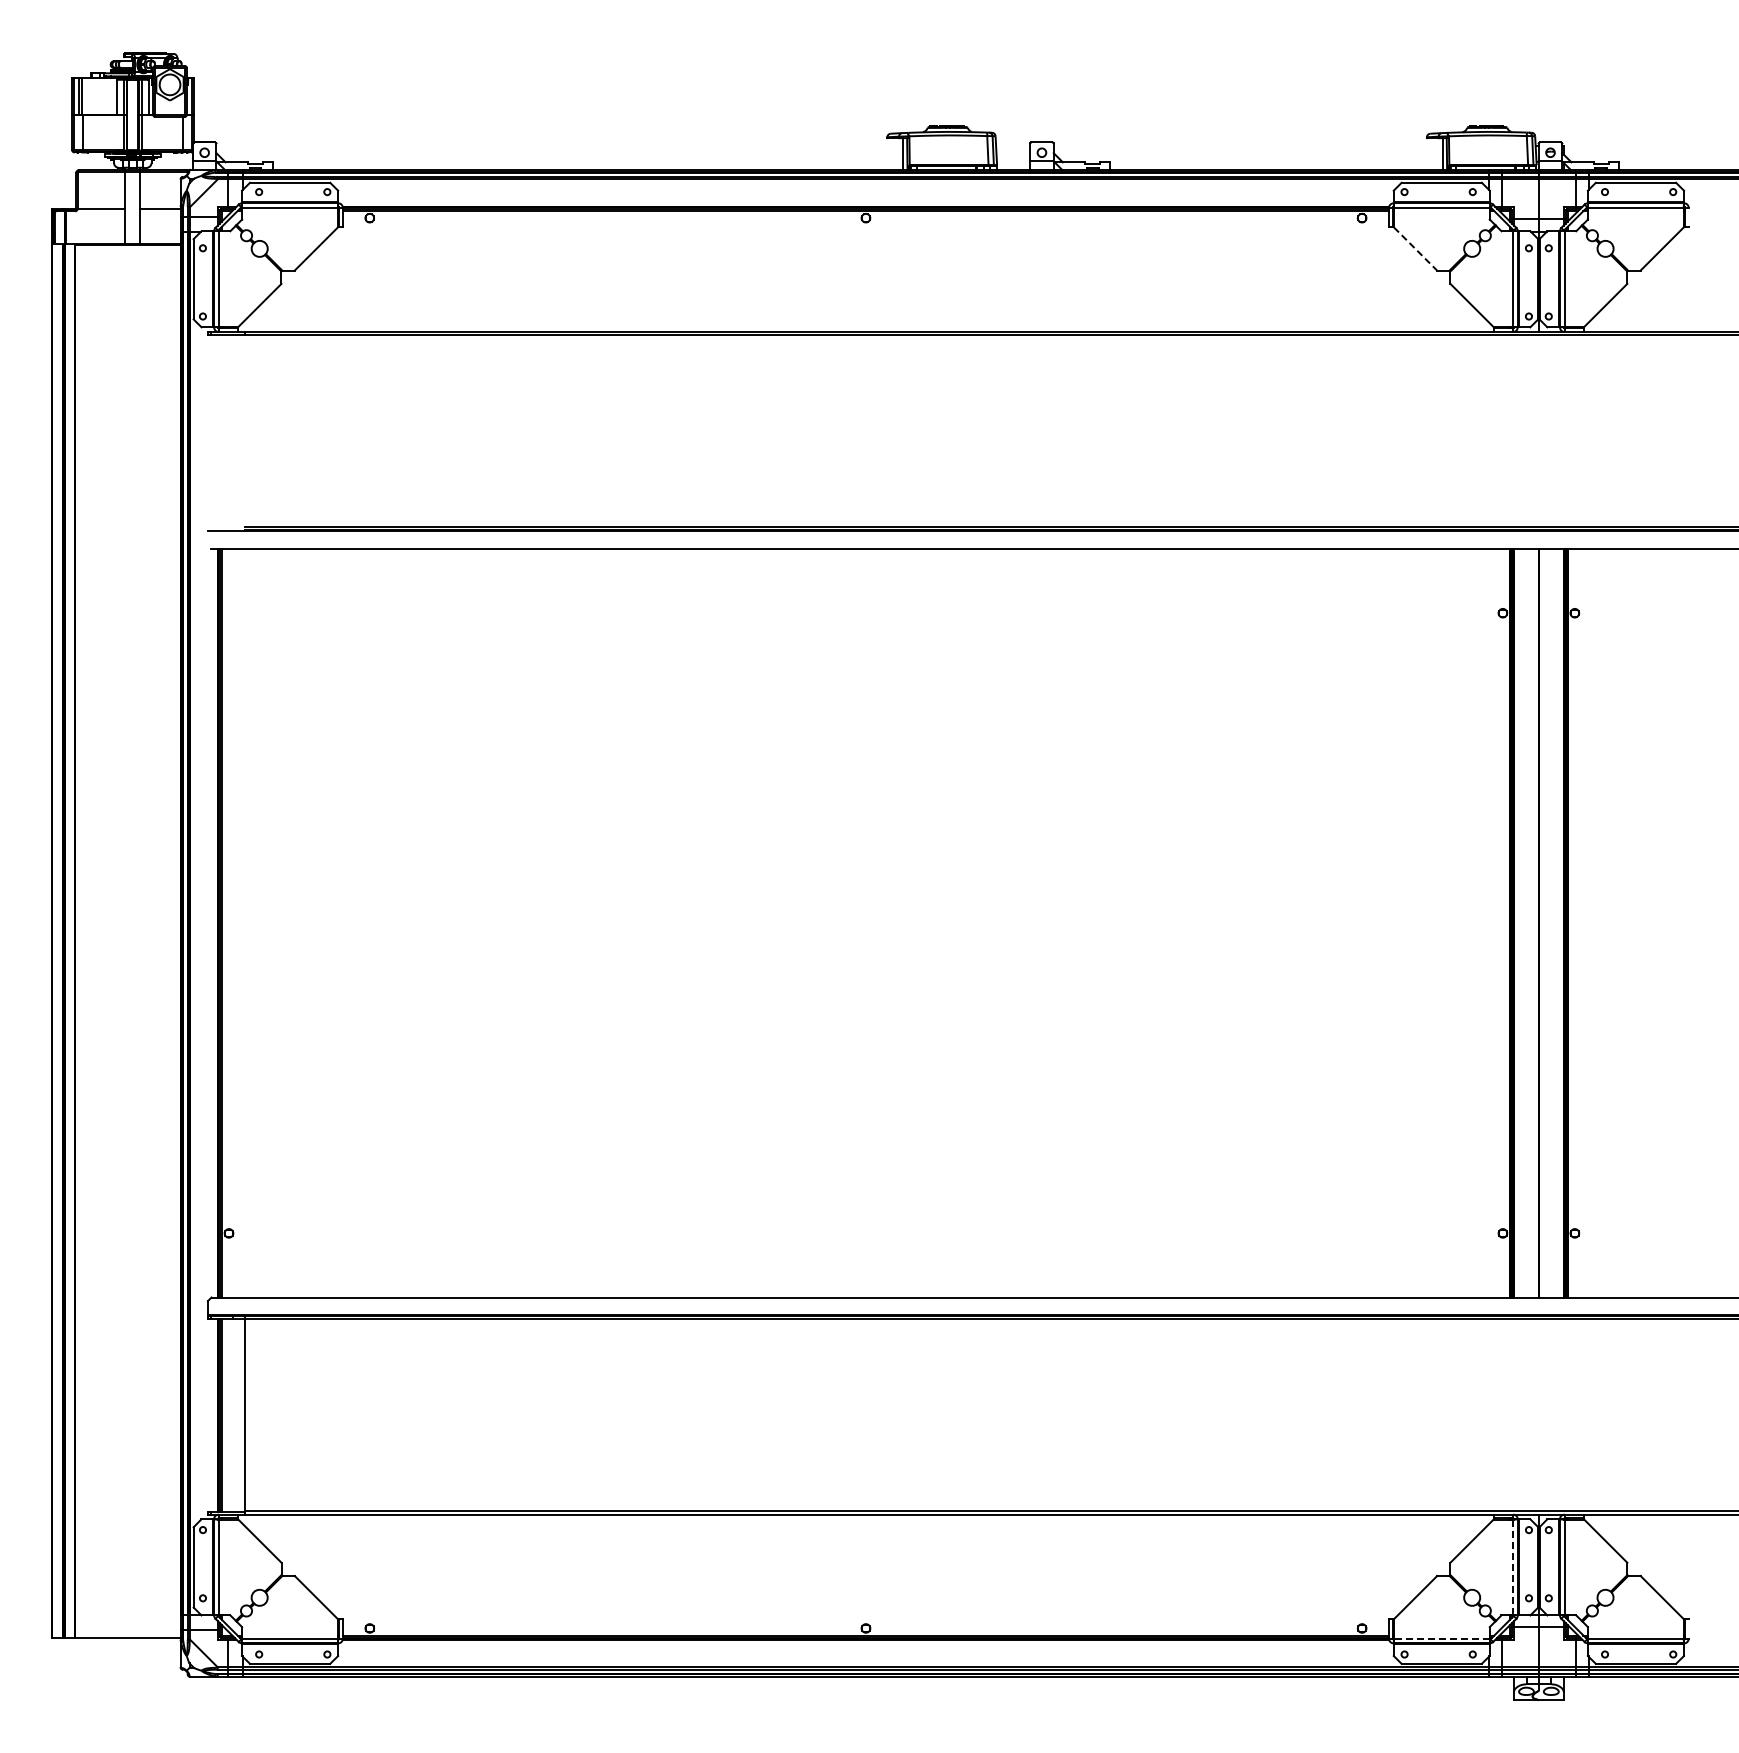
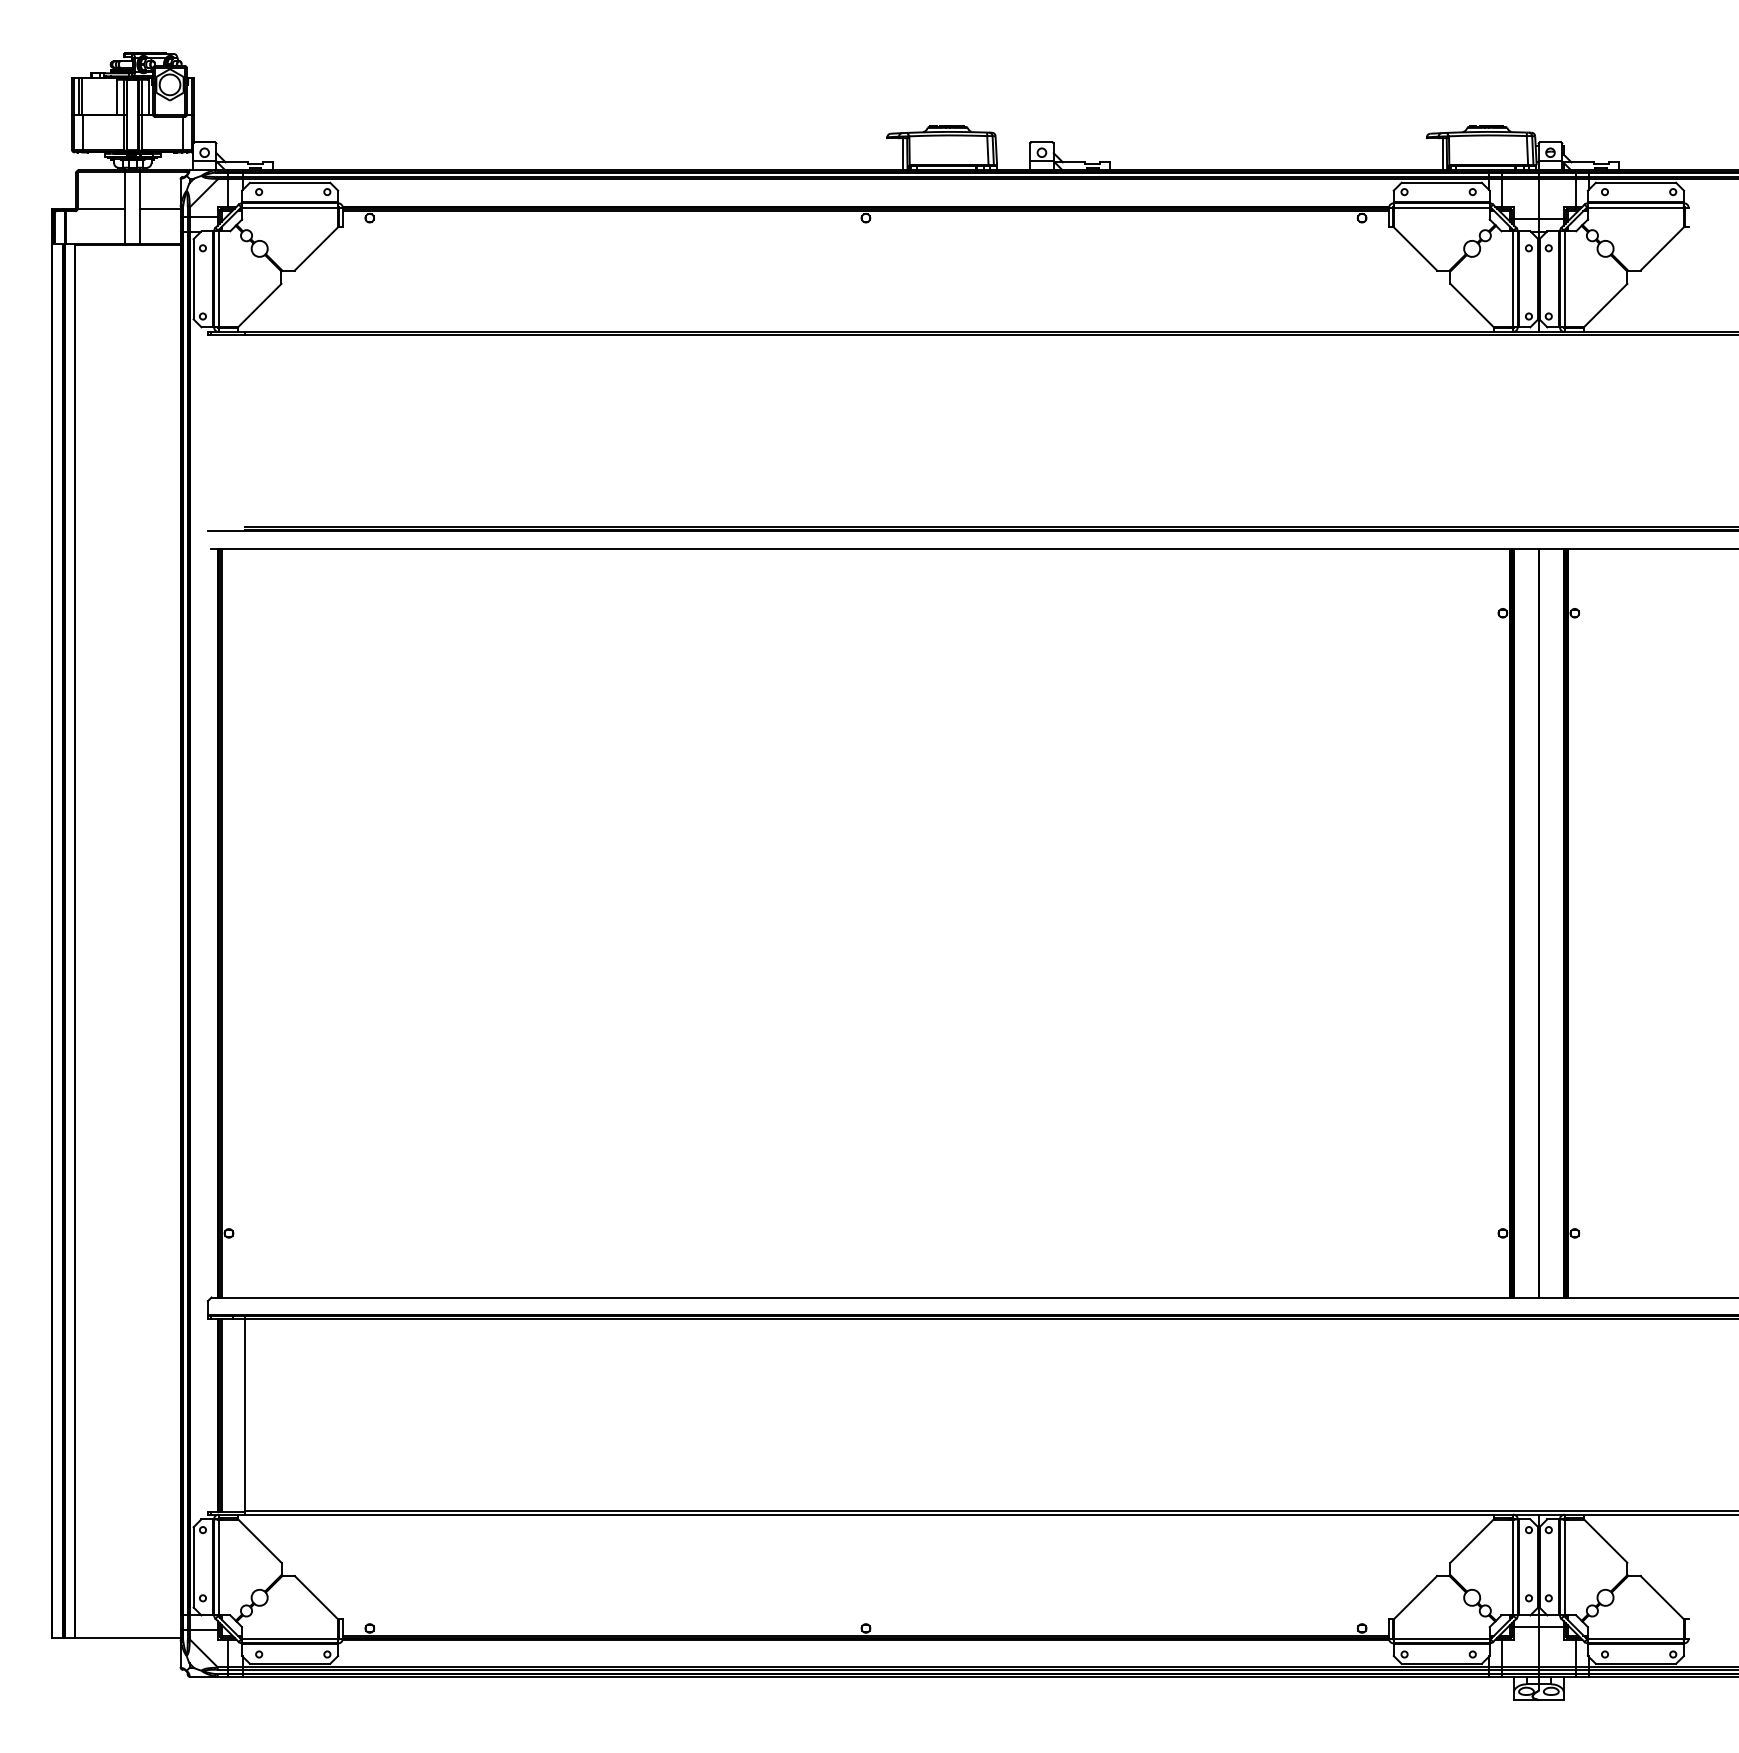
line: dashed -> solid (1415, 249)
line: dashed -> solid (1513, 1567)
line: dashed -> solid (1441, 1638)
